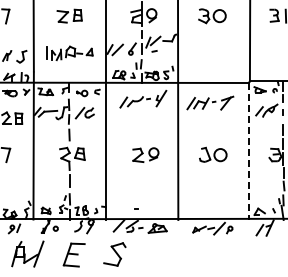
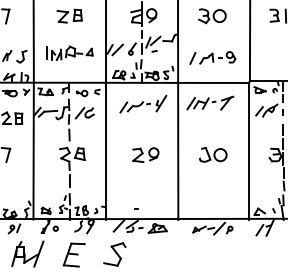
part: none -> present (212, 57)
part position: (143, 98) -> (143, 103) (143, 103)
line: dashed -> solid (248, 151)
